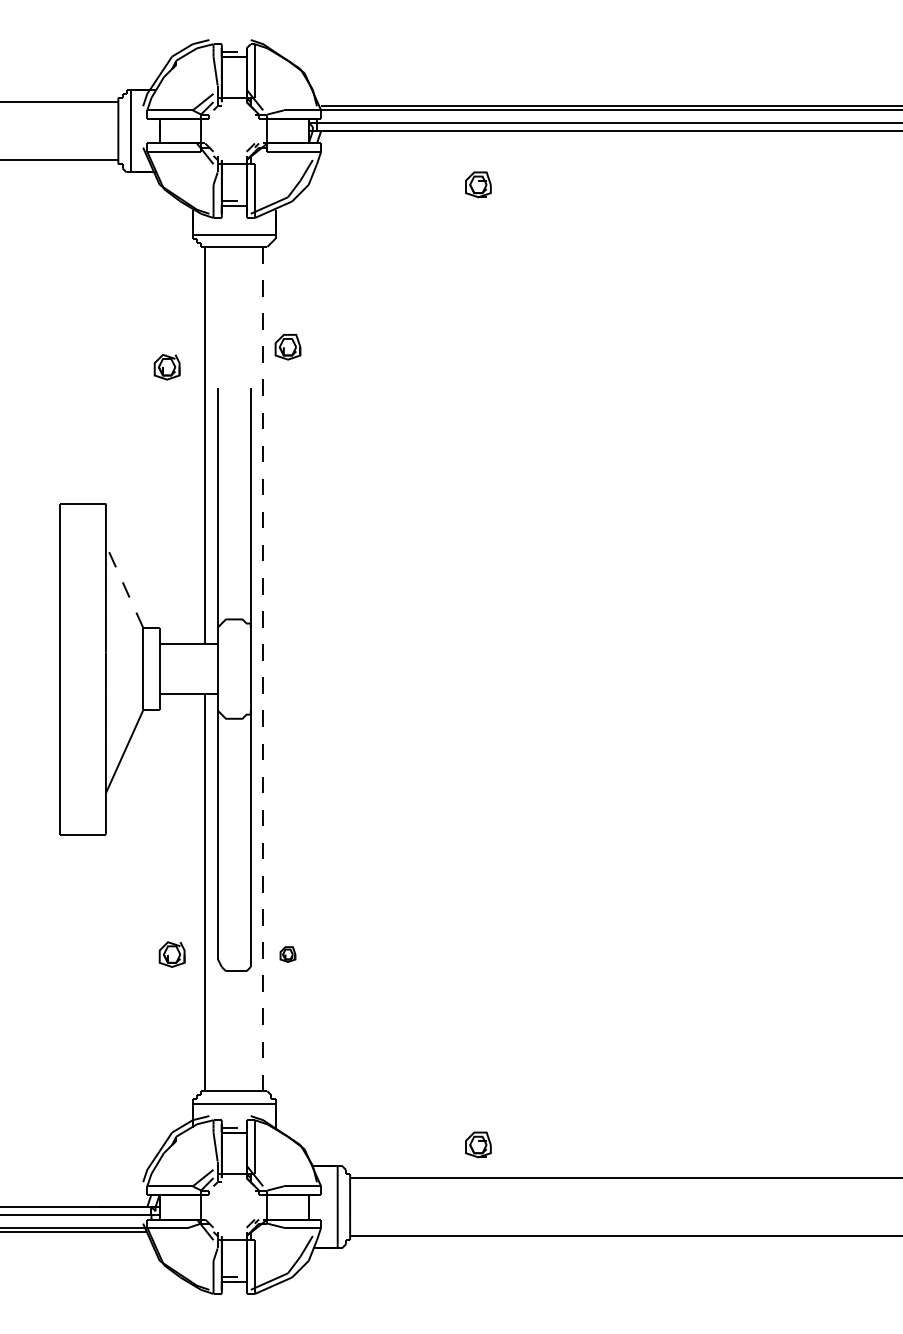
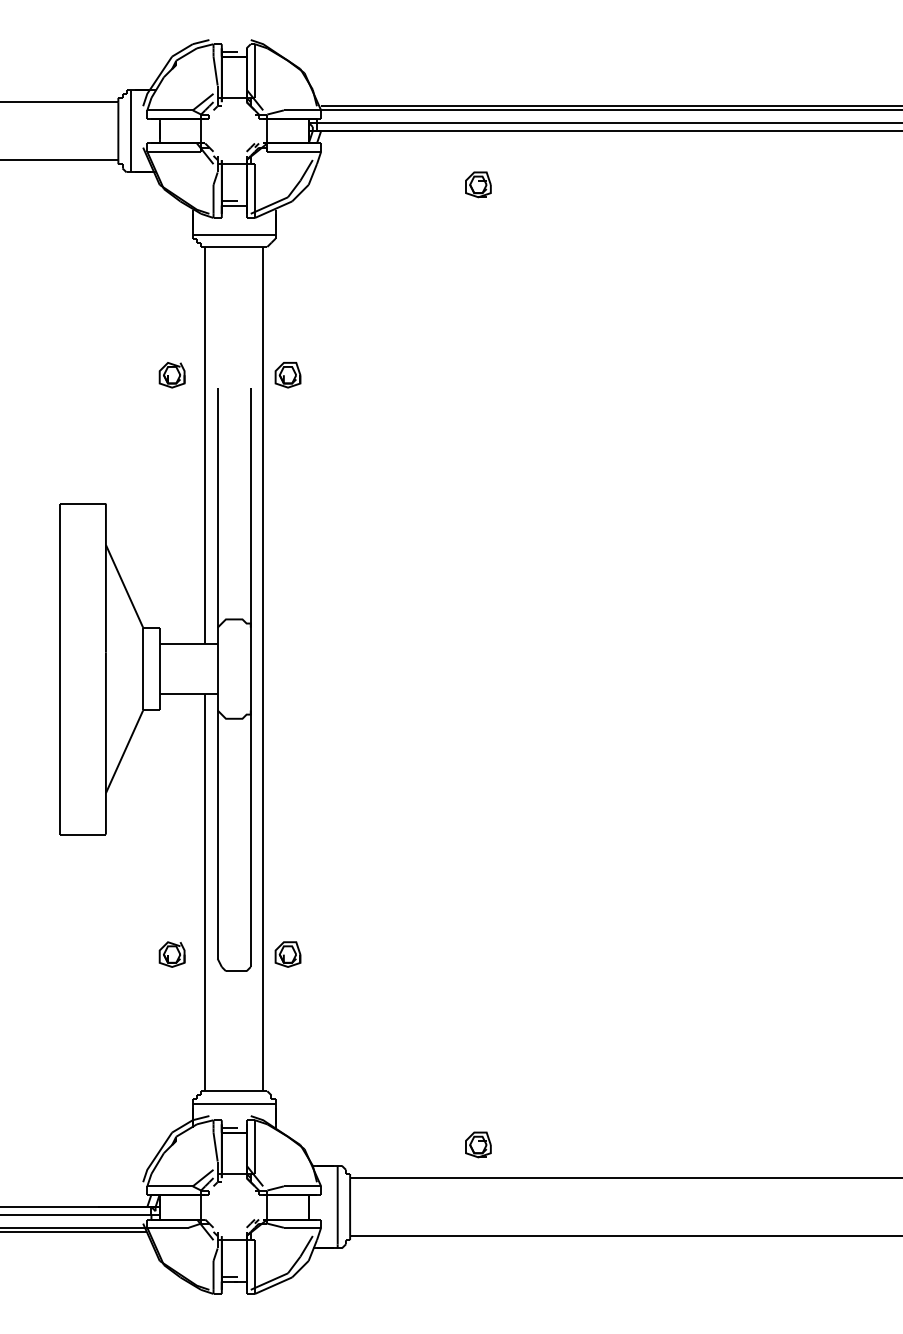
part position: (287, 347) -> (287, 375) (287, 375)
part position: (166, 367) -> (171, 375) (171, 375)
line: dashed -> solid (124, 585)
line: dashed -> solid (263, 669)
part size: 18x17 px -> 28x27 px (287, 954)
